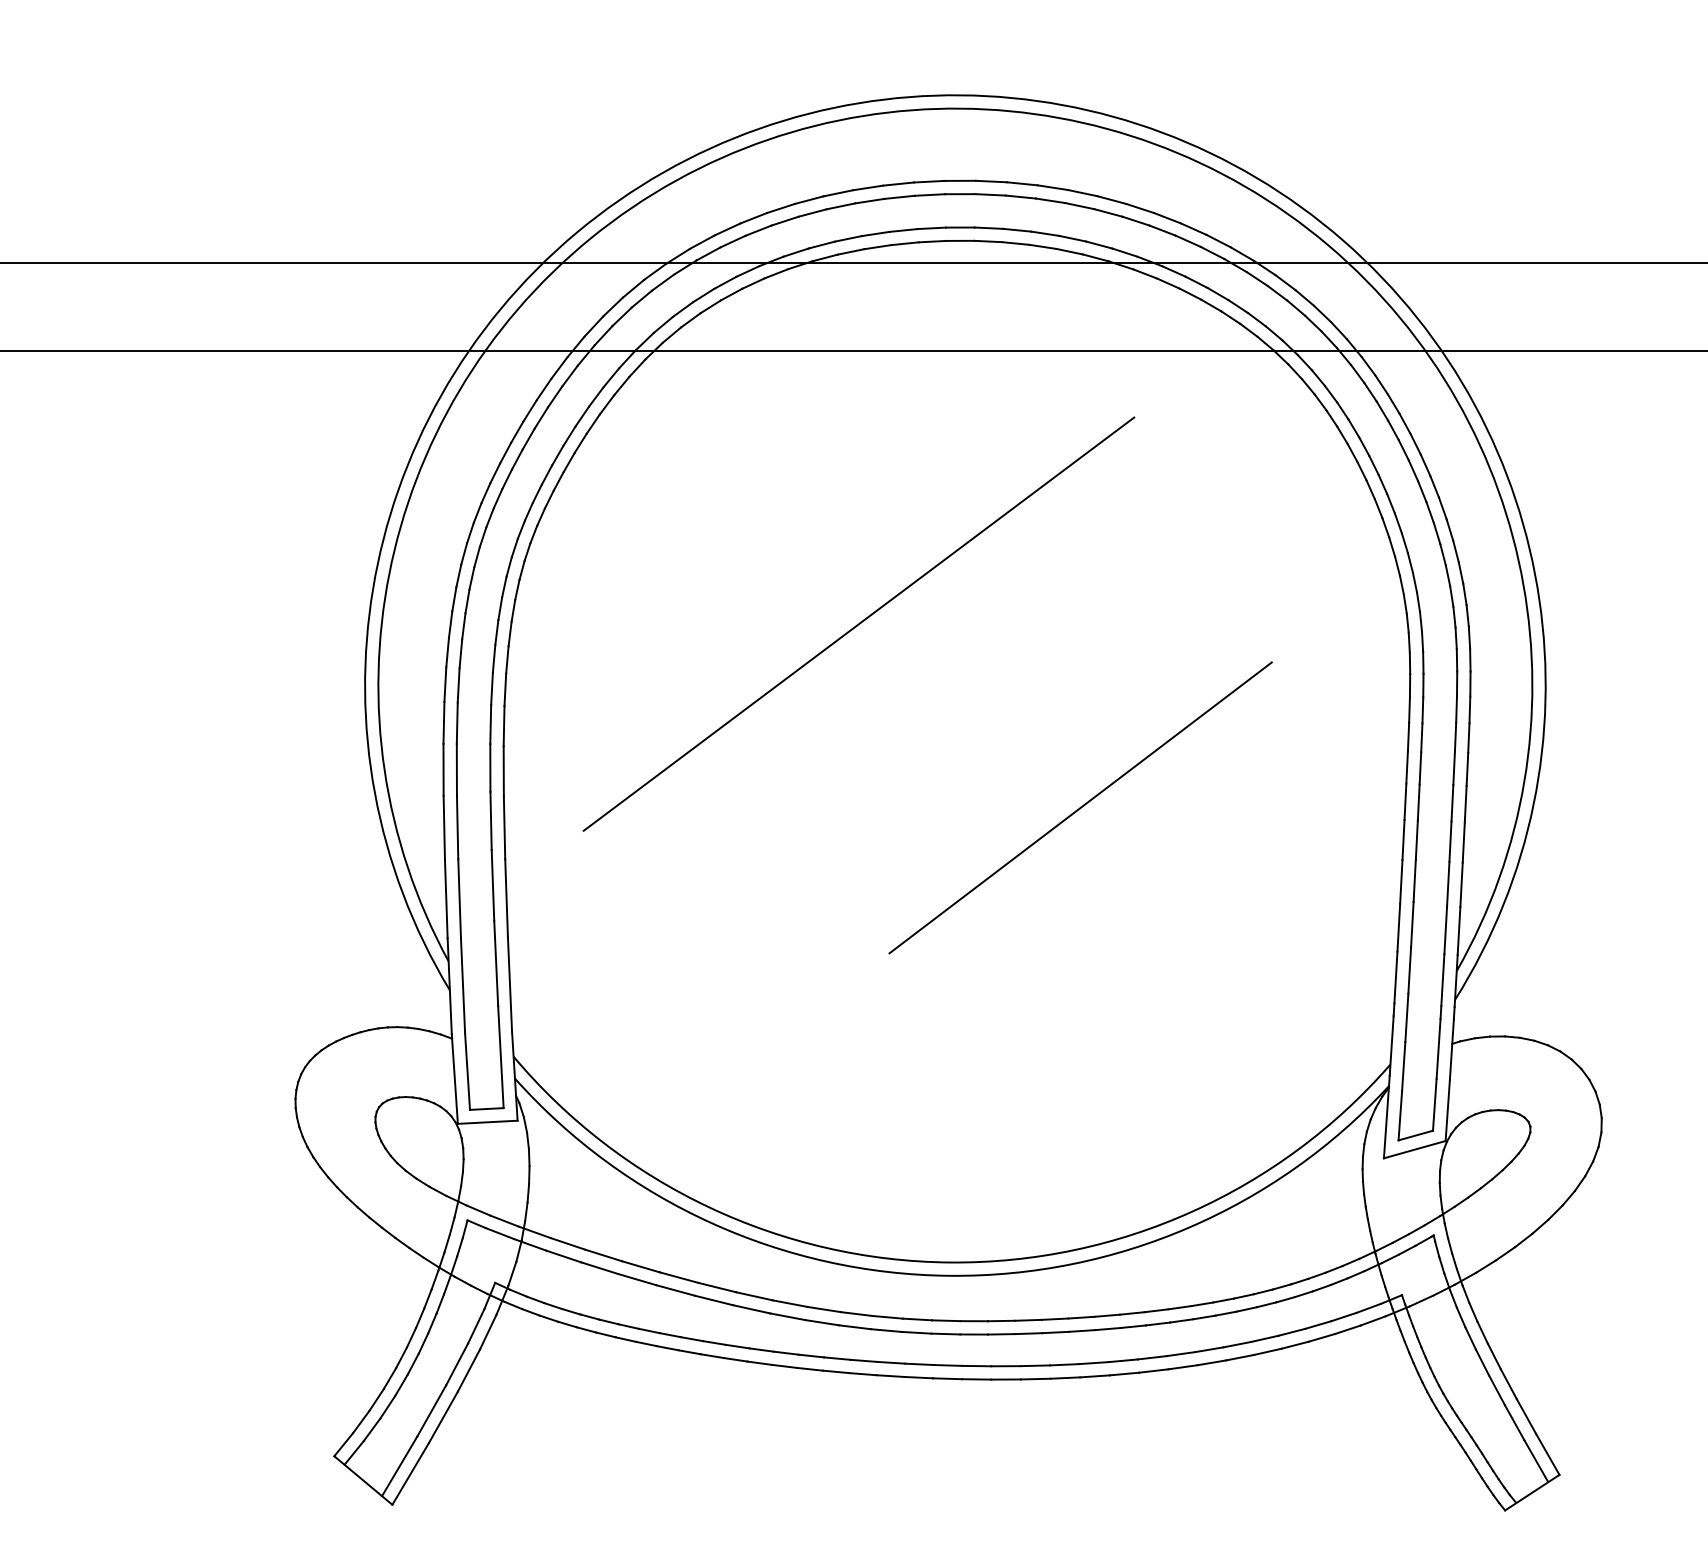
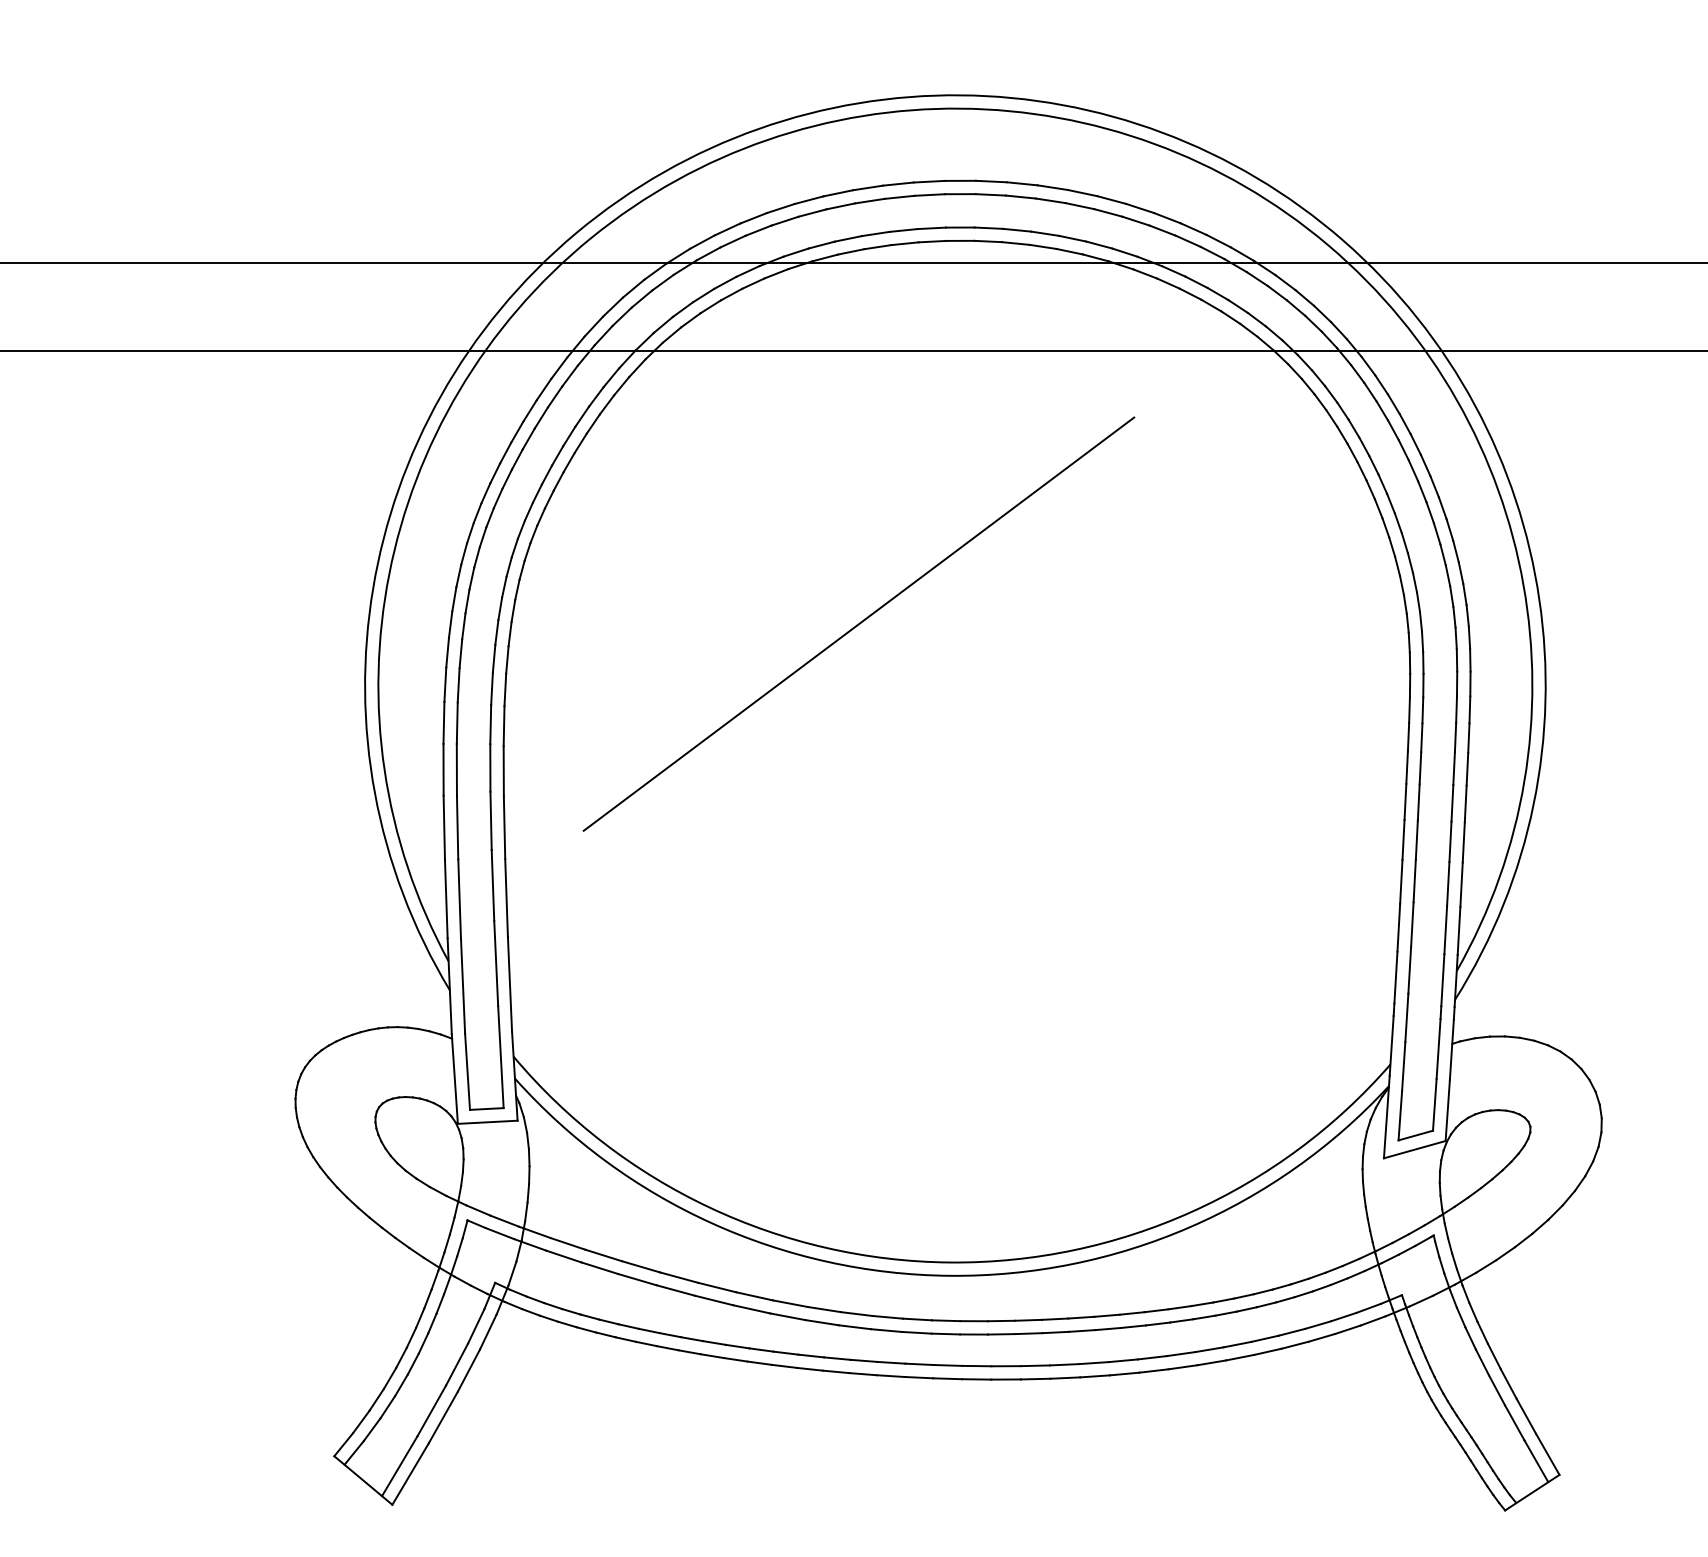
line: present -> none (1080, 807)
